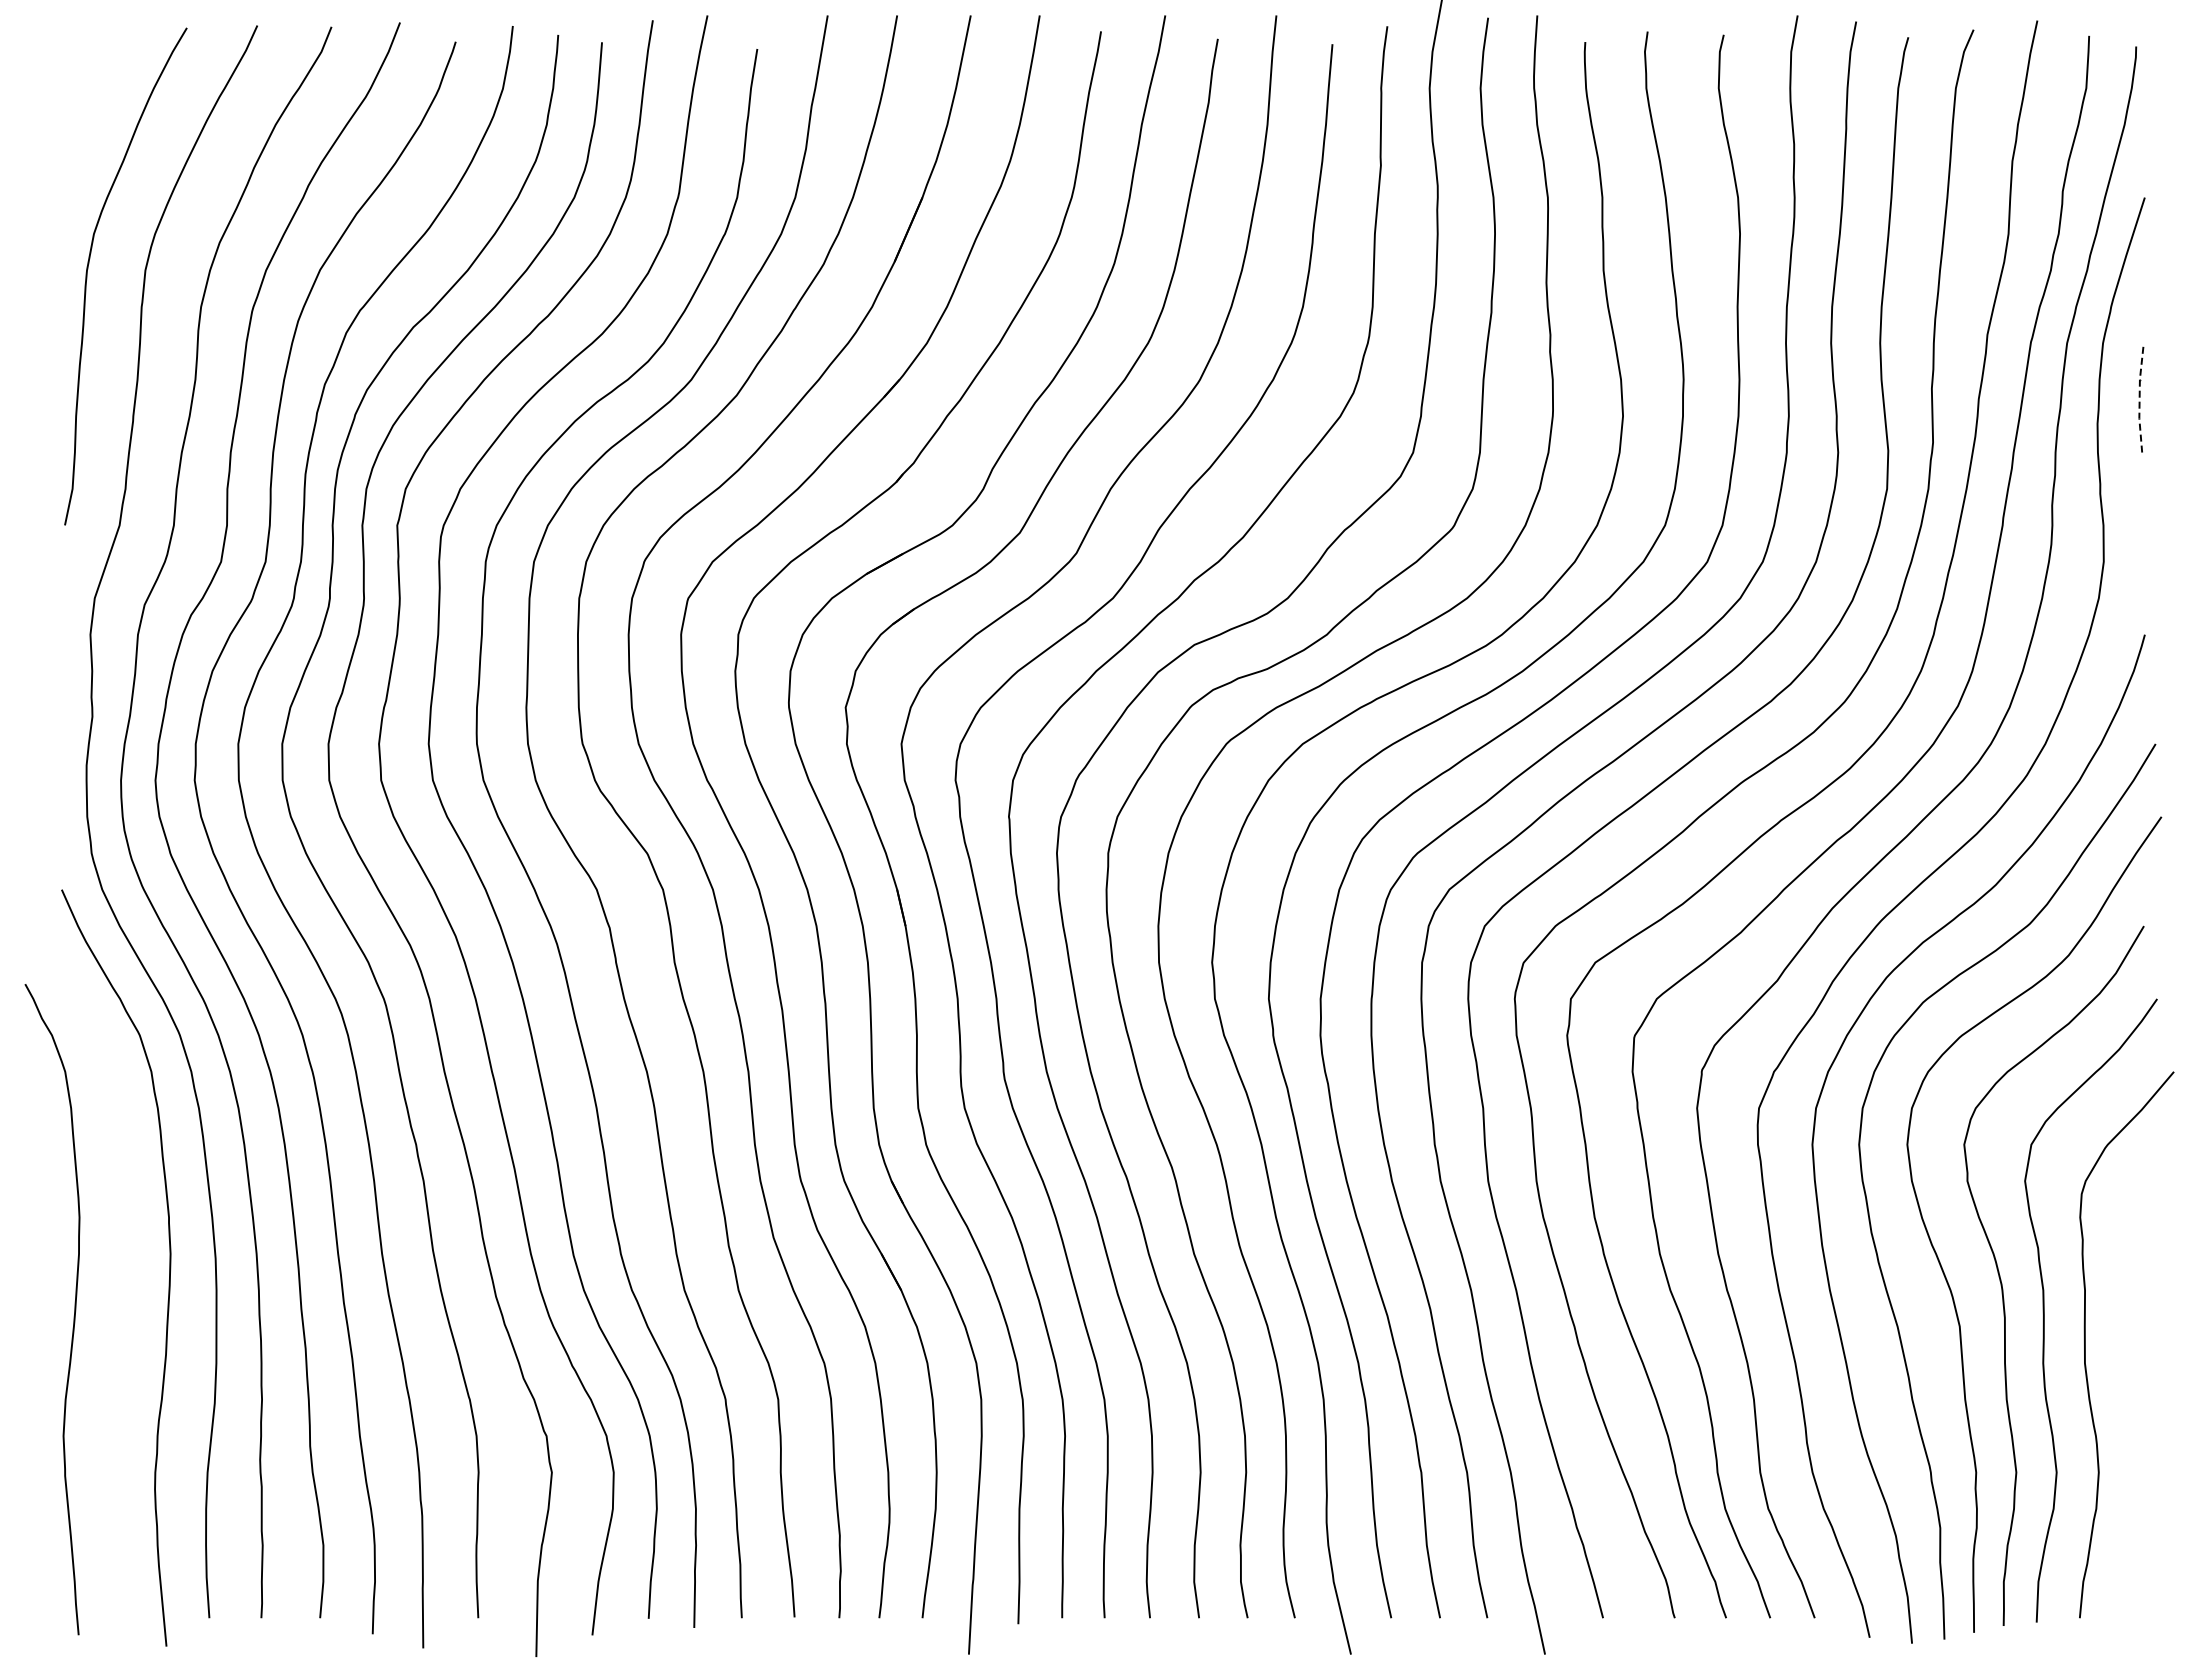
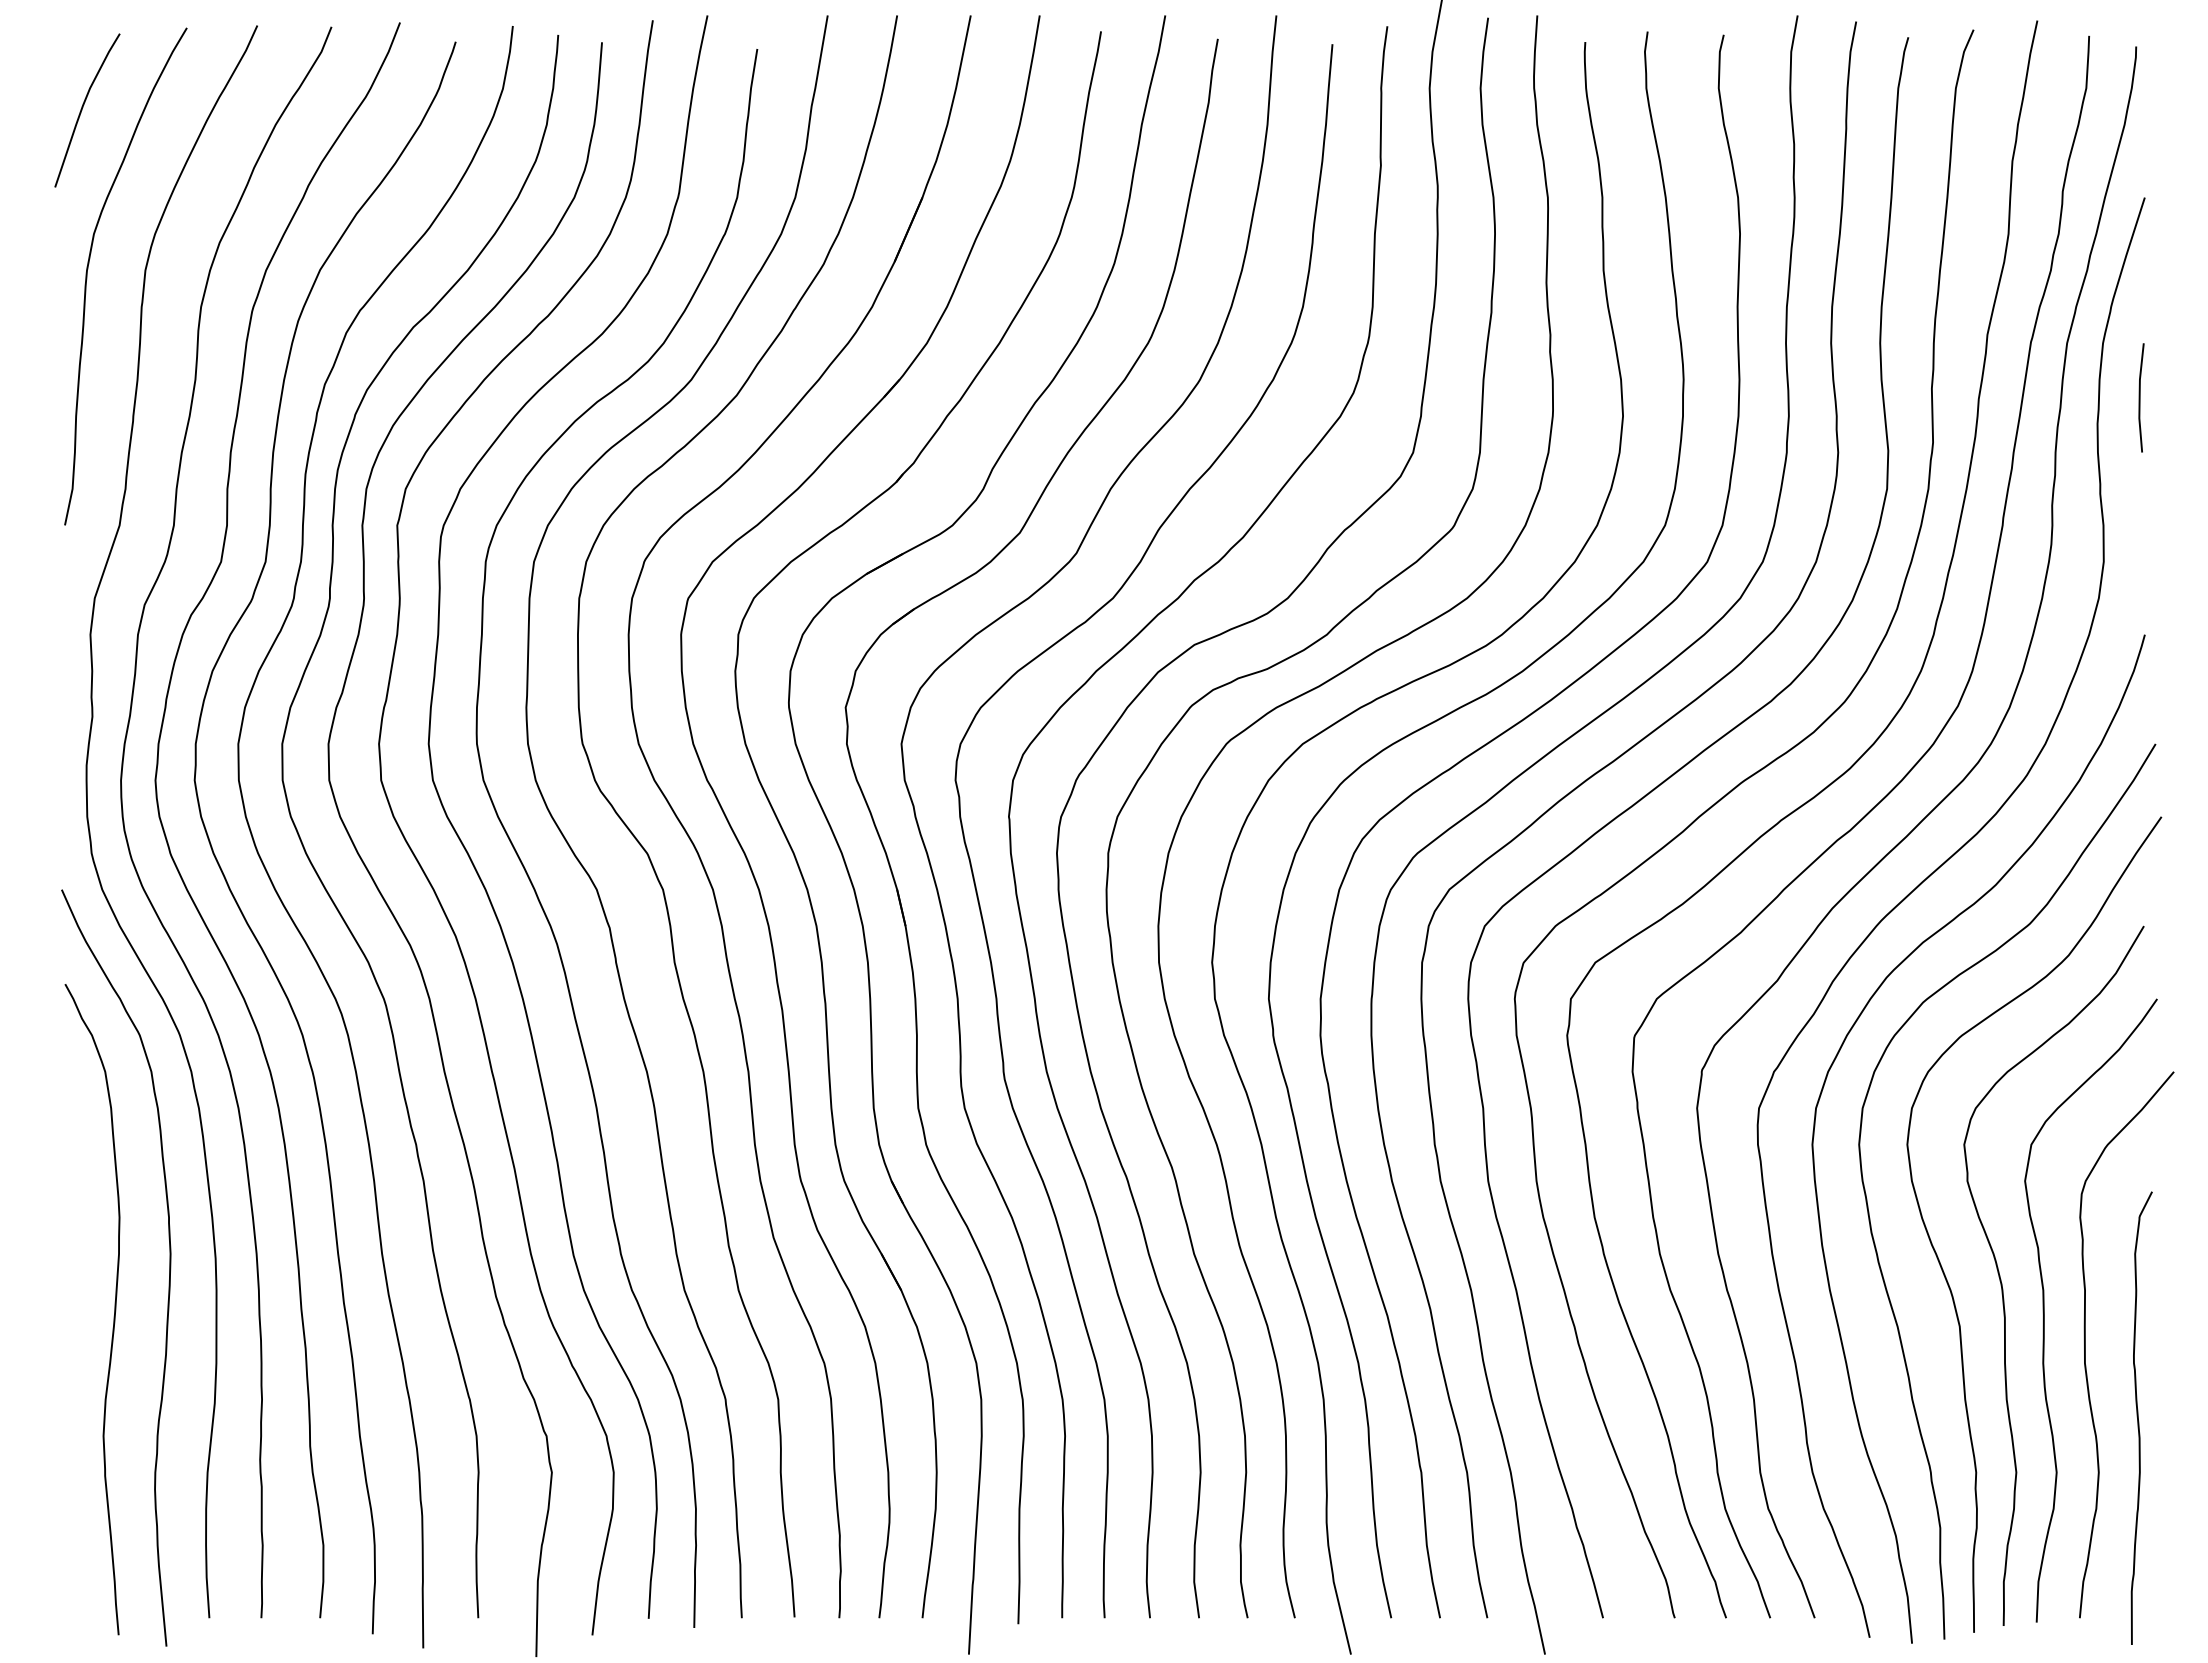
curve: none -> present (83, 107)
line: dashed -> solid (2139, 397)
curve position: (74, 1309) -> (114, 1309) (114, 1309)
curve: none -> present (2138, 1417)
